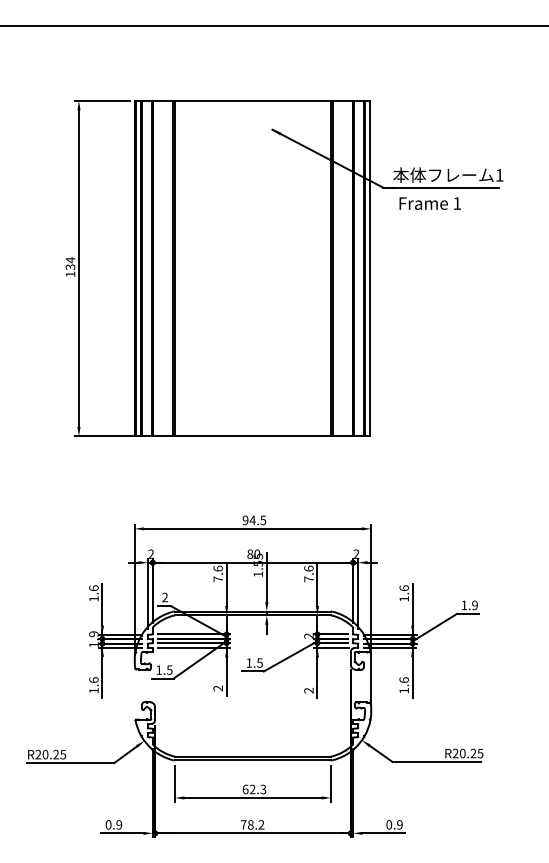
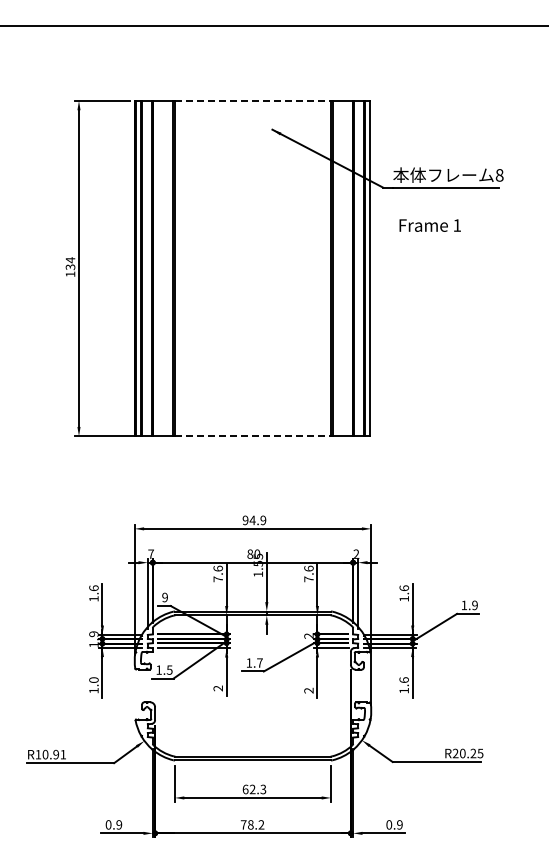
line: solid -> dashed (253, 100)
text: 1 -> 8 (499, 175)
text position: (429, 203) -> (429, 225) (429, 225)
line: solid -> dashed (253, 436)
text: 94.5 -> 94.9 (263, 519)
text: 2 -> 7 (150, 553)
text: 2 -> 9 (164, 597)
text: 1.5 -> 1.7 (259, 662)
text: 1.6 -> 1.0 (93, 679)
text: R20.25 -> R10.91 (50, 754)
